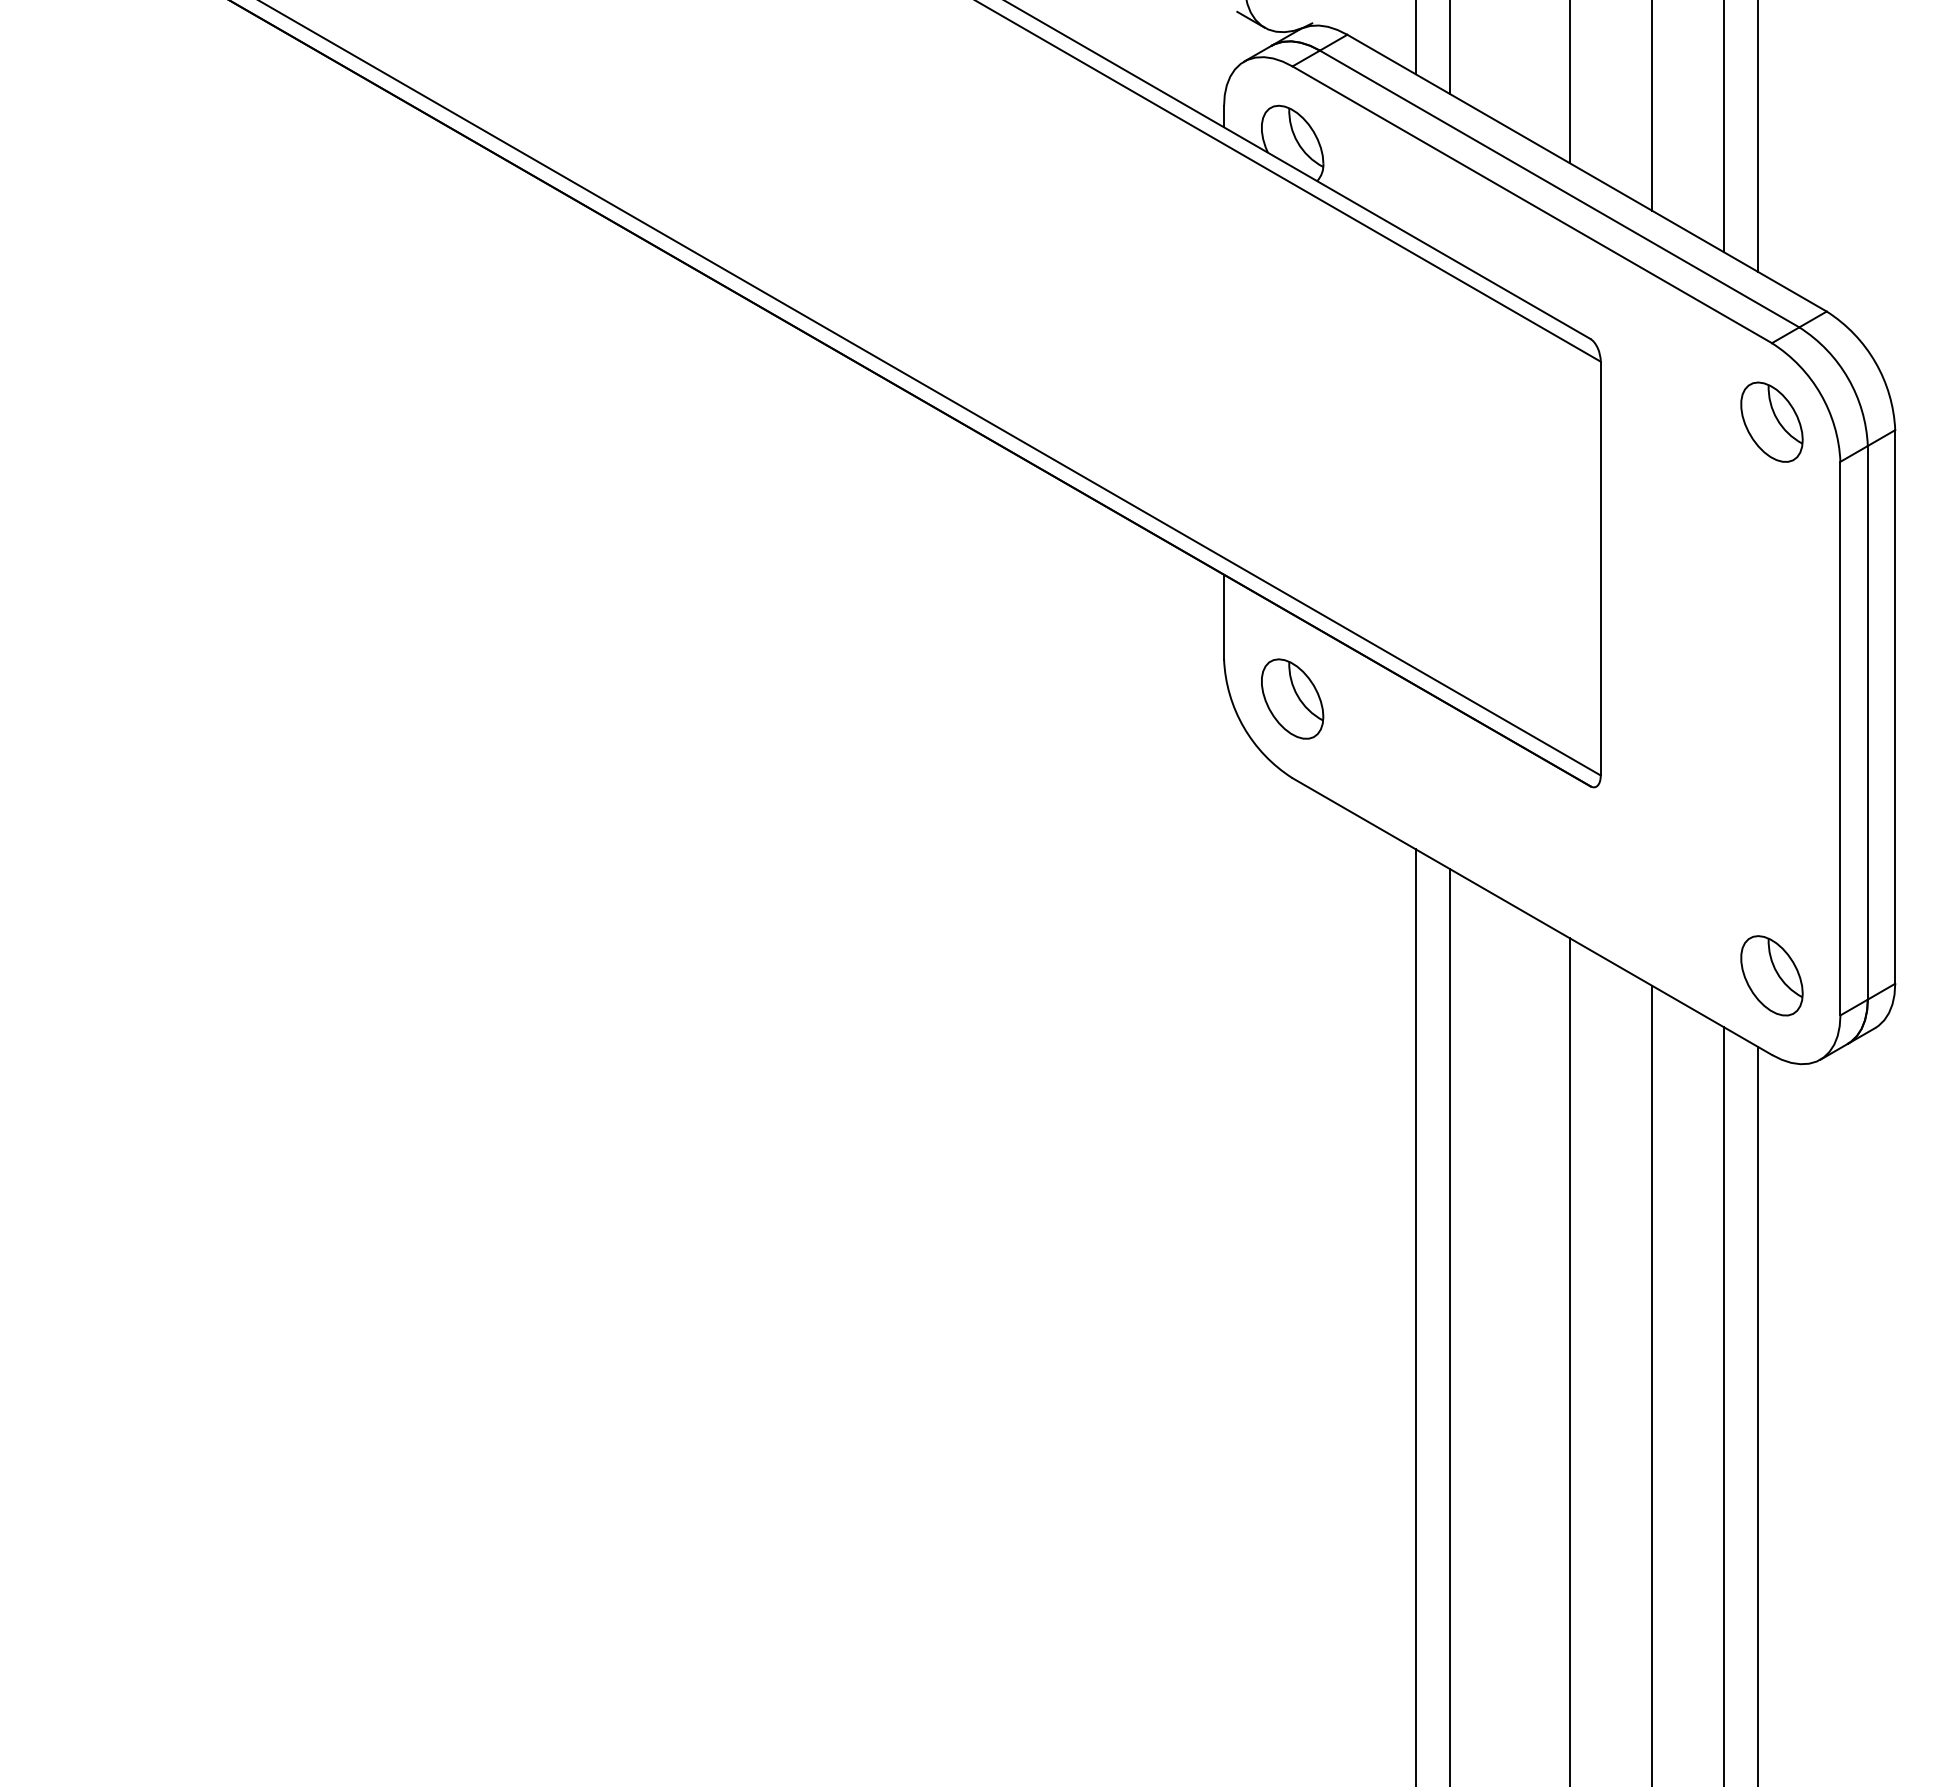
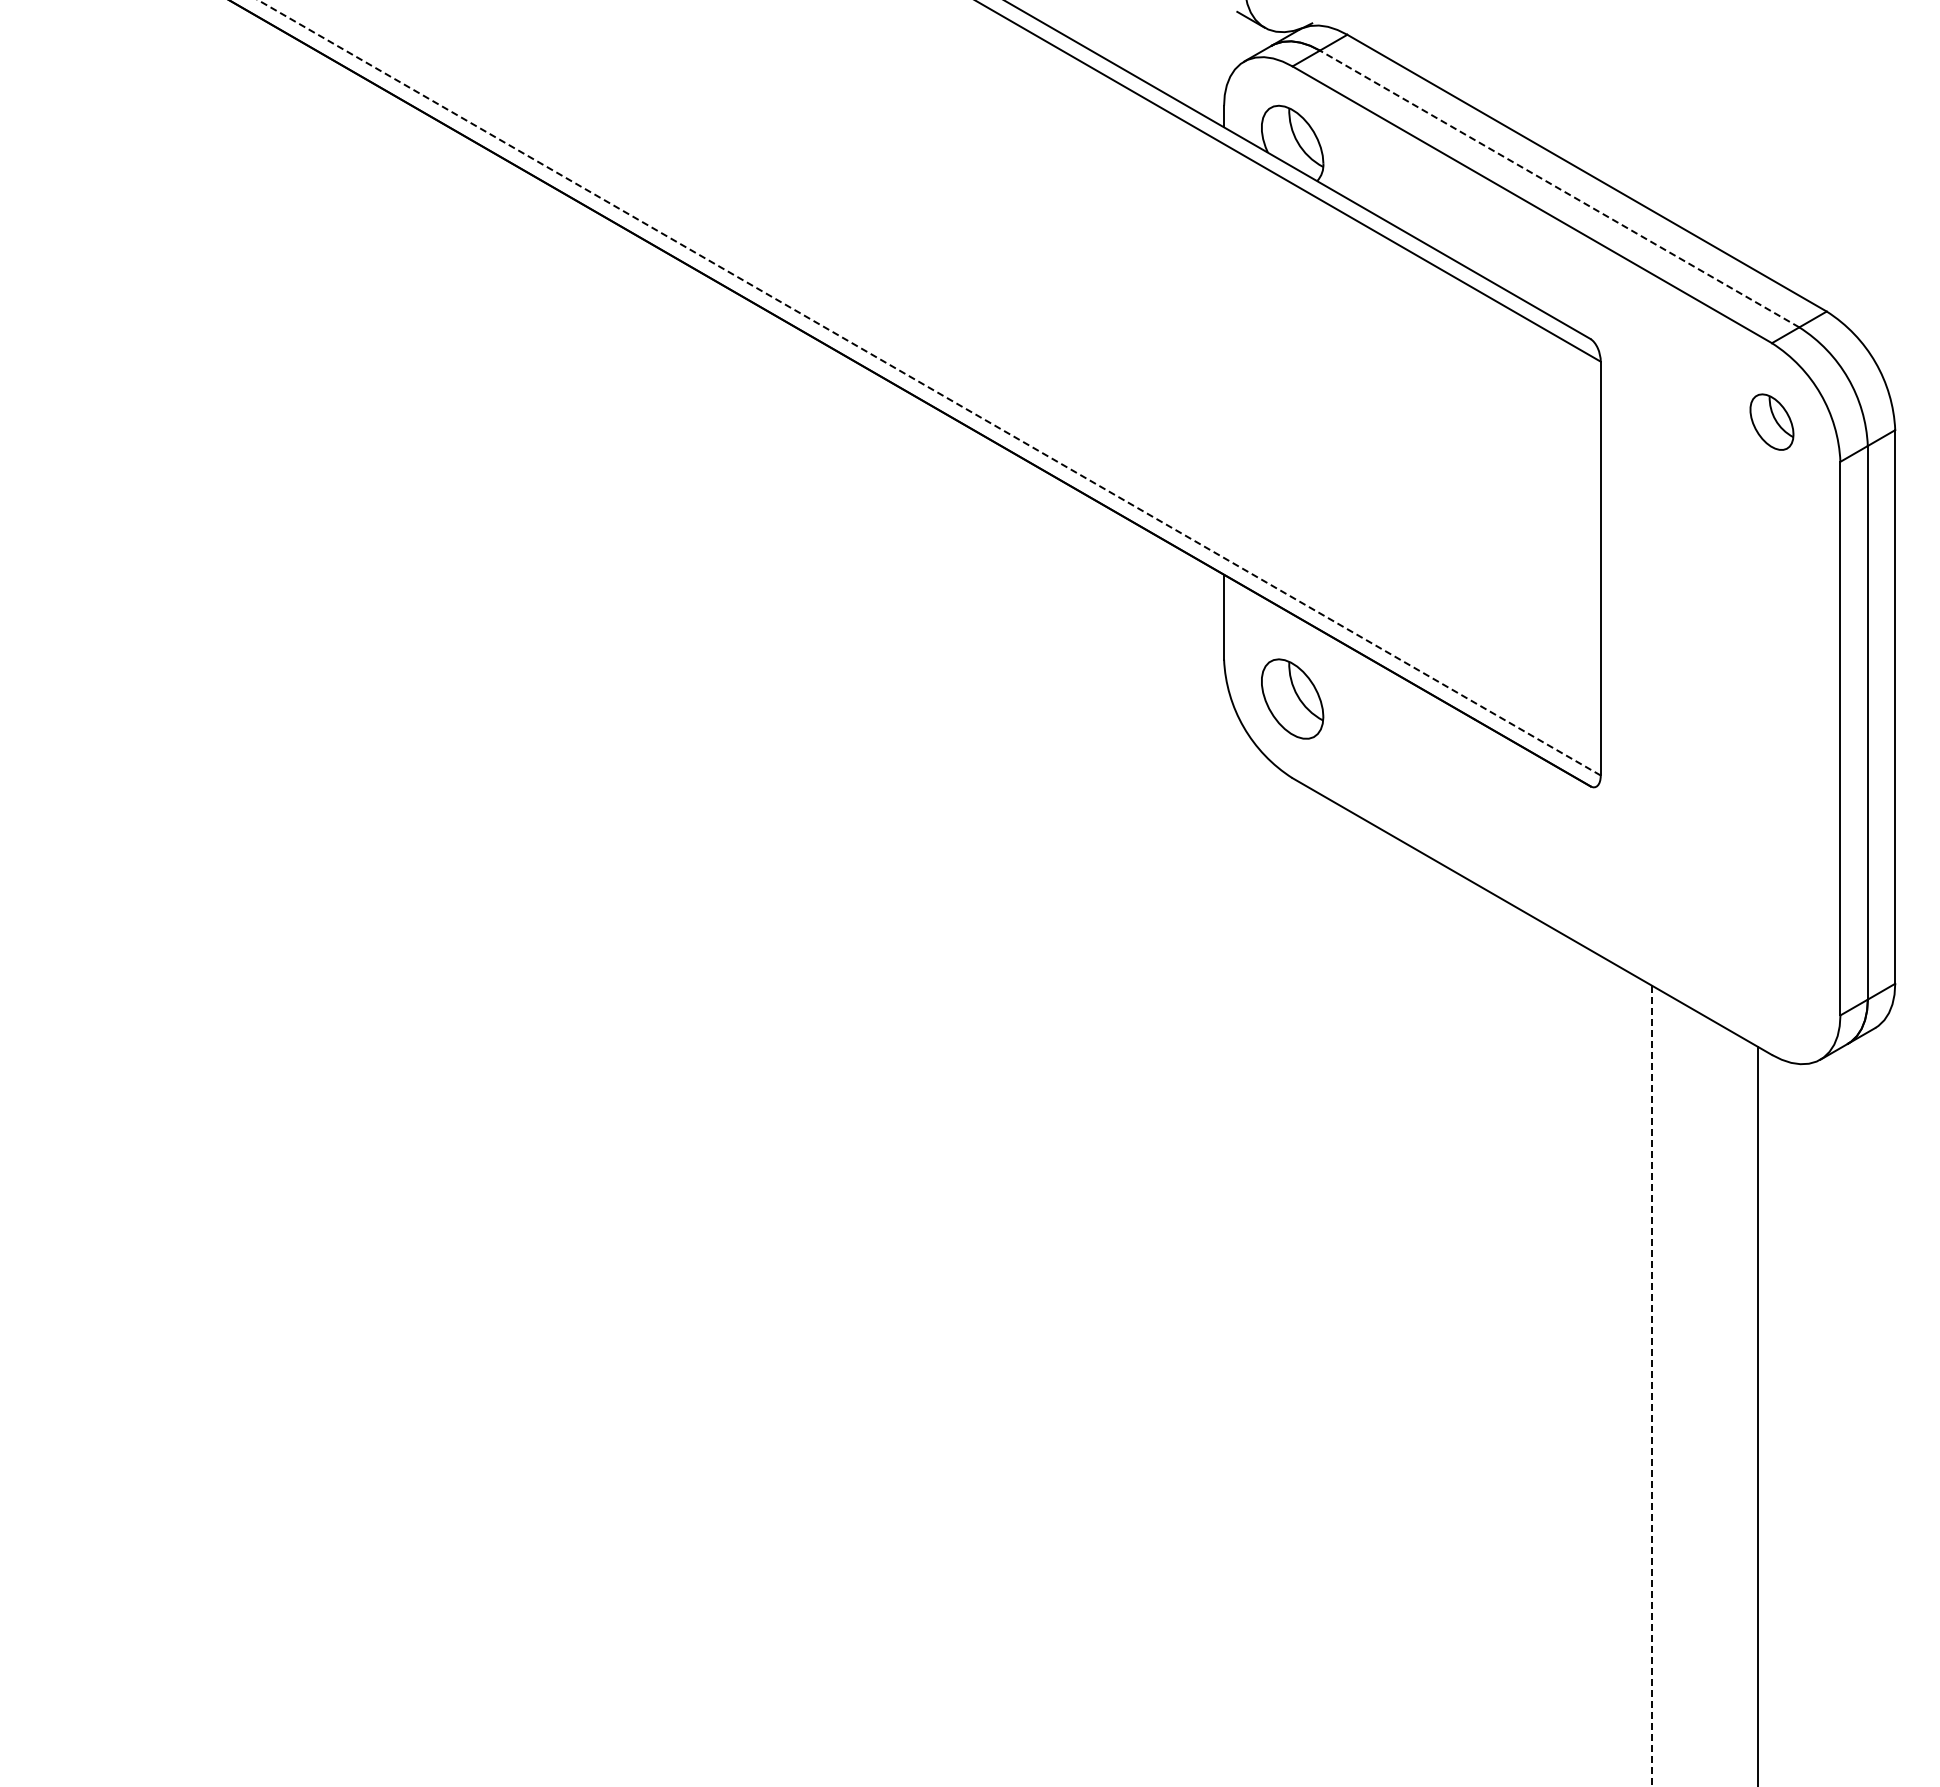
line: present -> none (1415, 38)
line: present -> none (1450, 48)
line: present -> none (1569, 82)
line: present -> none (1652, 106)
line: present -> none (1724, 127)
line: present -> none (1758, 137)
line: solid -> dashed (1559, 189)
line: solid -> dashed (929, 387)
part size: 64x82 px -> 46x58 px (1771, 421)
part: present -> none (1771, 975)
line: present -> none (1415, 1316)
line: present -> none (1450, 1326)
line: present -> none (1569, 1360)
line: solid -> dashed (1652, 1386)
line: present -> none (1724, 1405)
